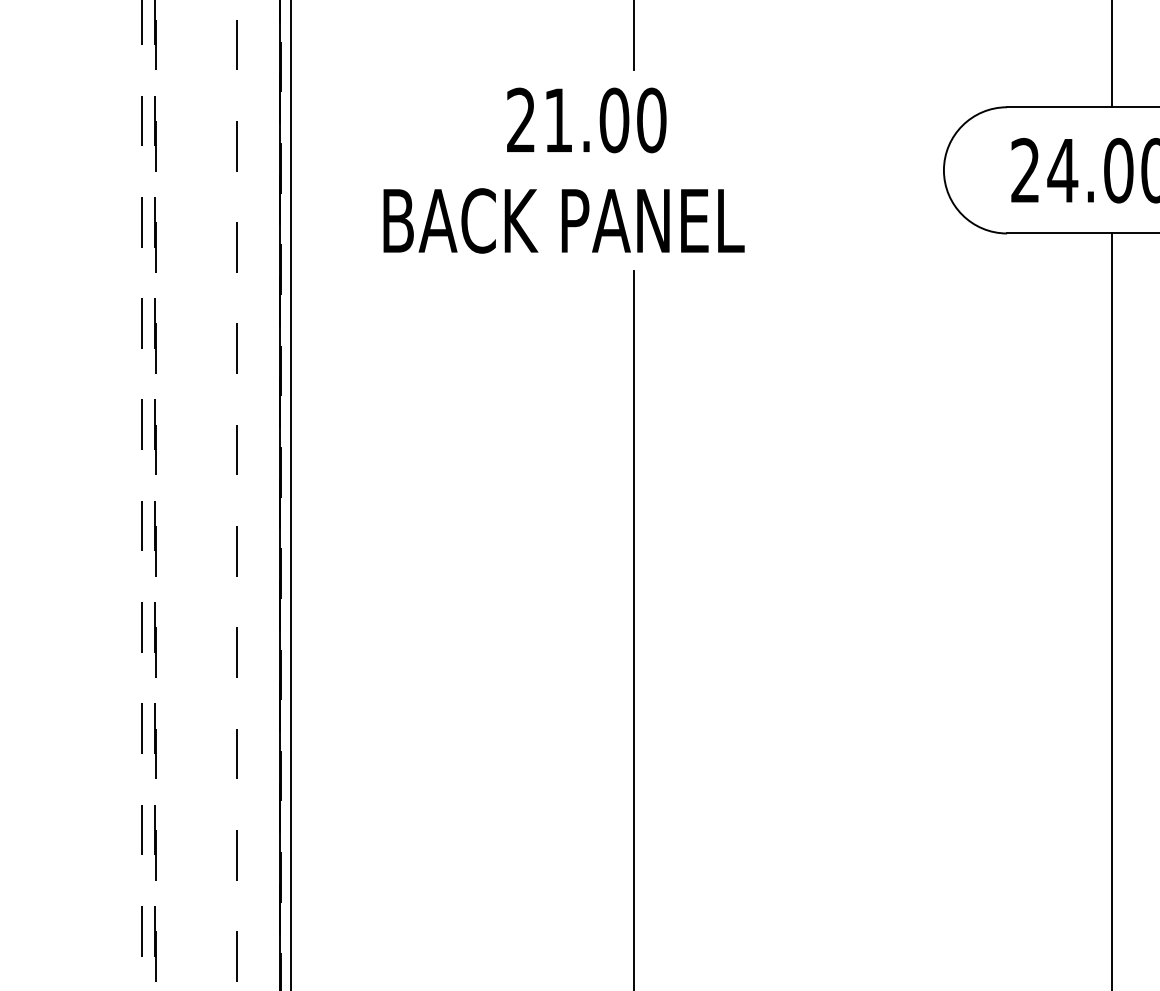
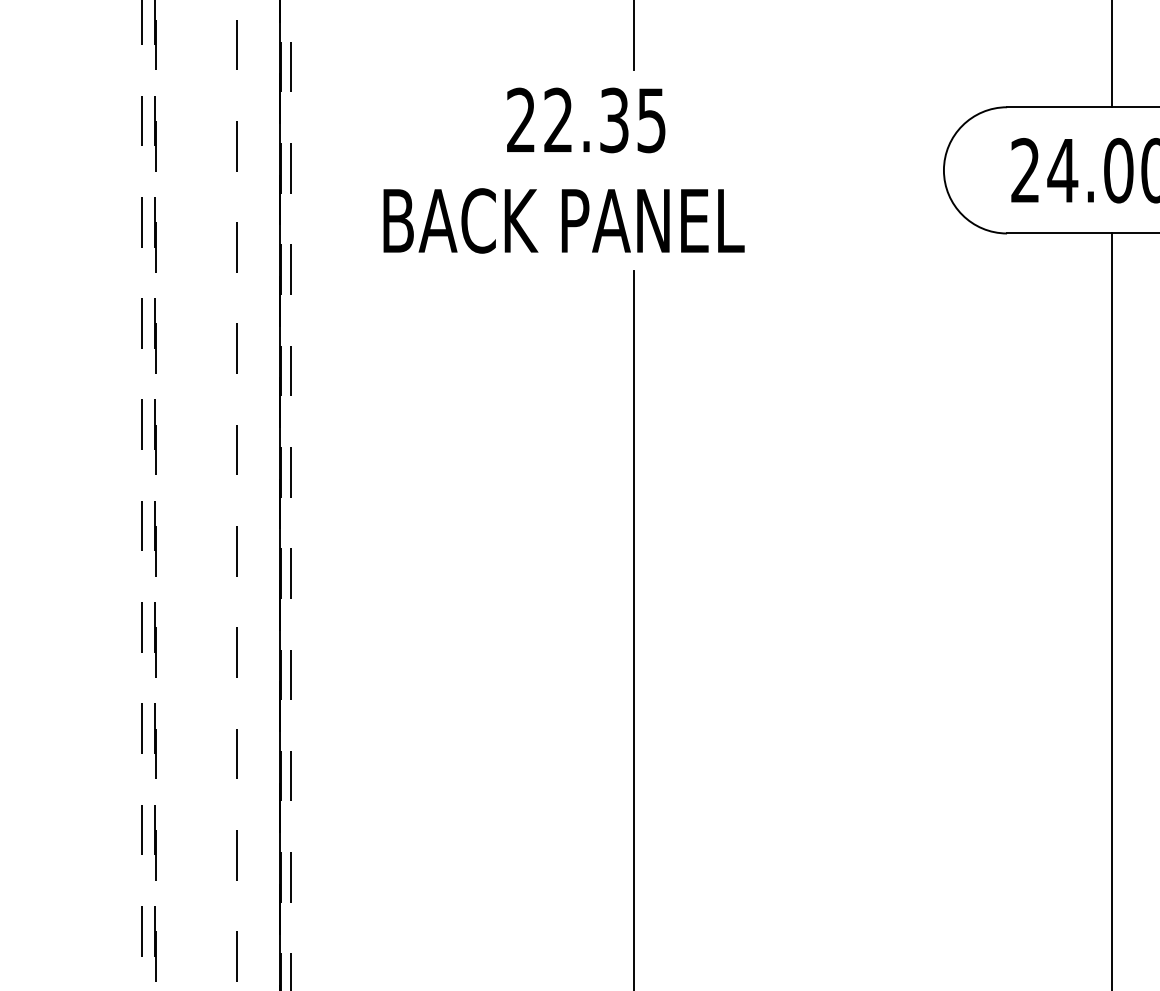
text: 21.00 -> 22.35 (605, 120)
line: solid -> dashed (290, 495)
